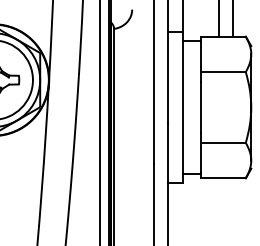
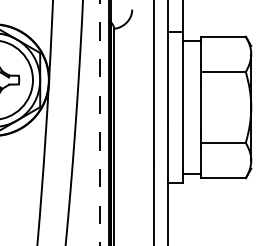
line: present -> none (218, 19)
line: present -> none (233, 19)
line: solid -> dashed (100, 122)
